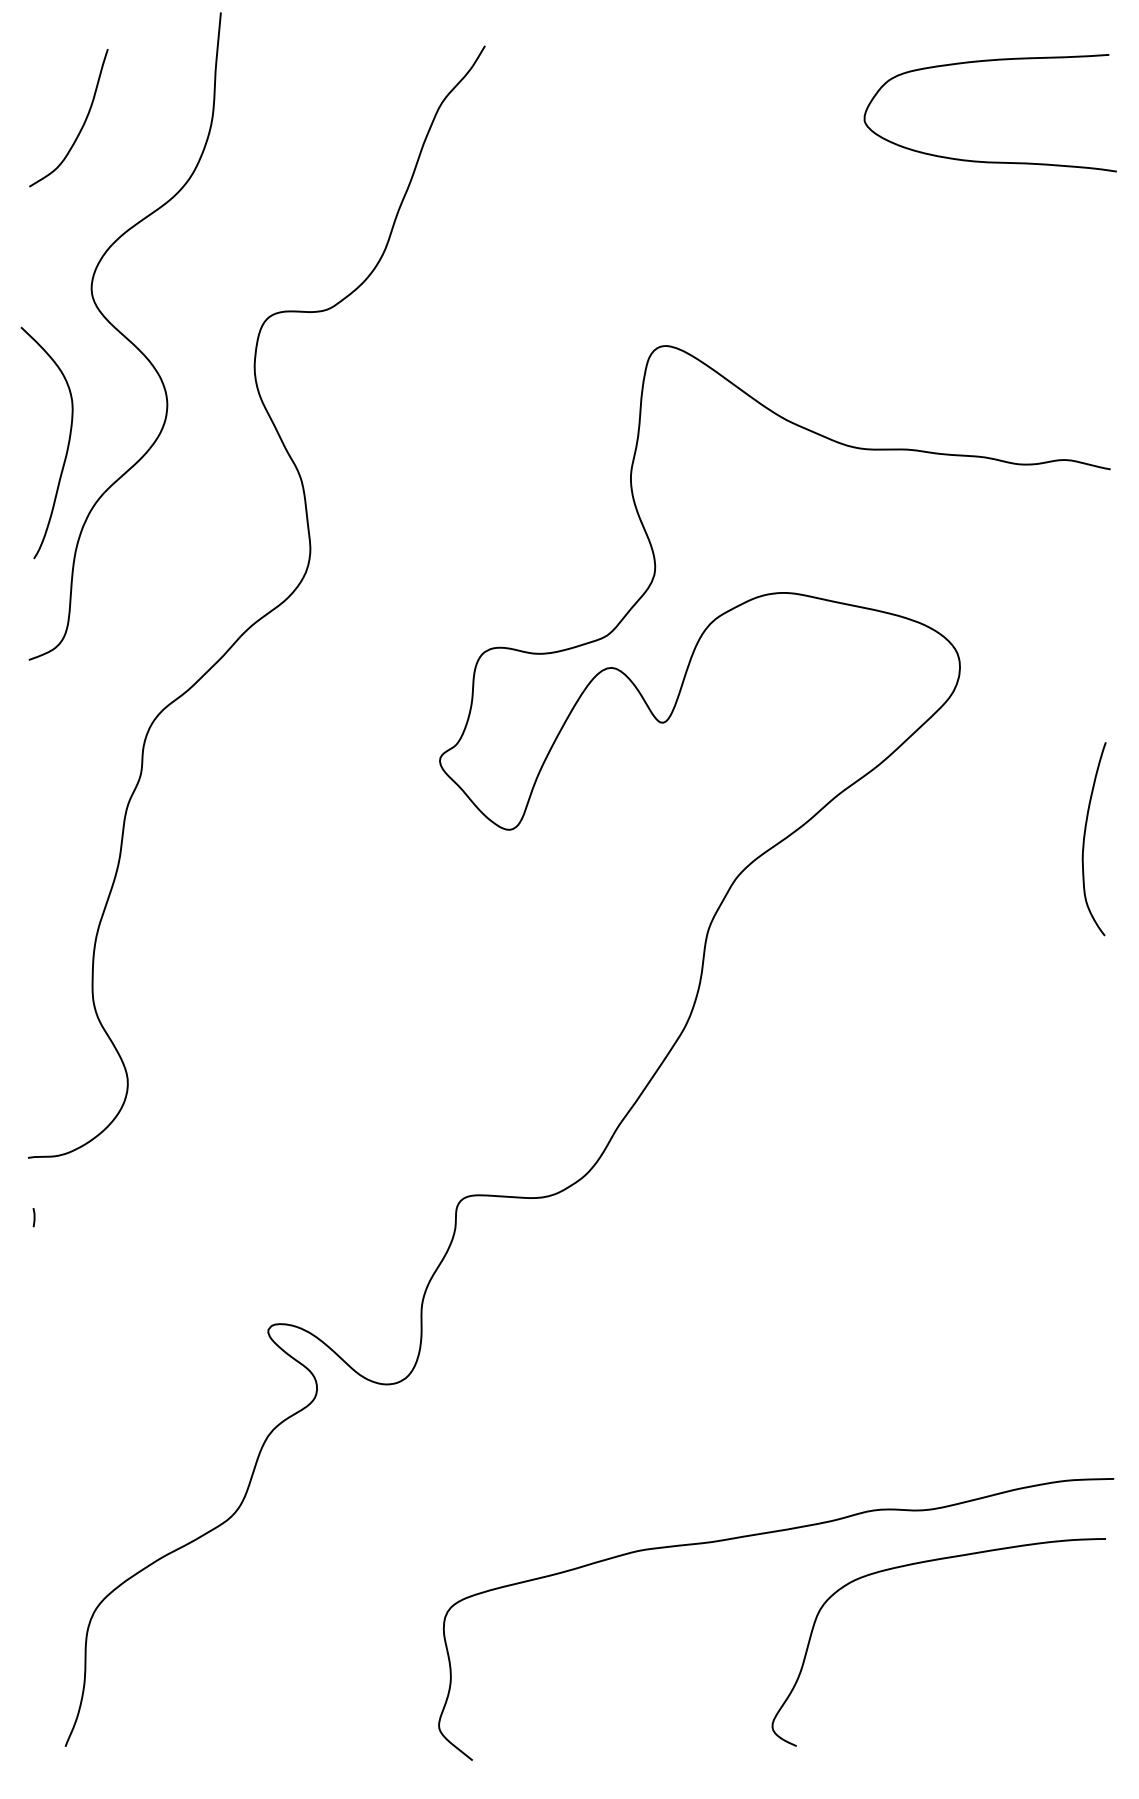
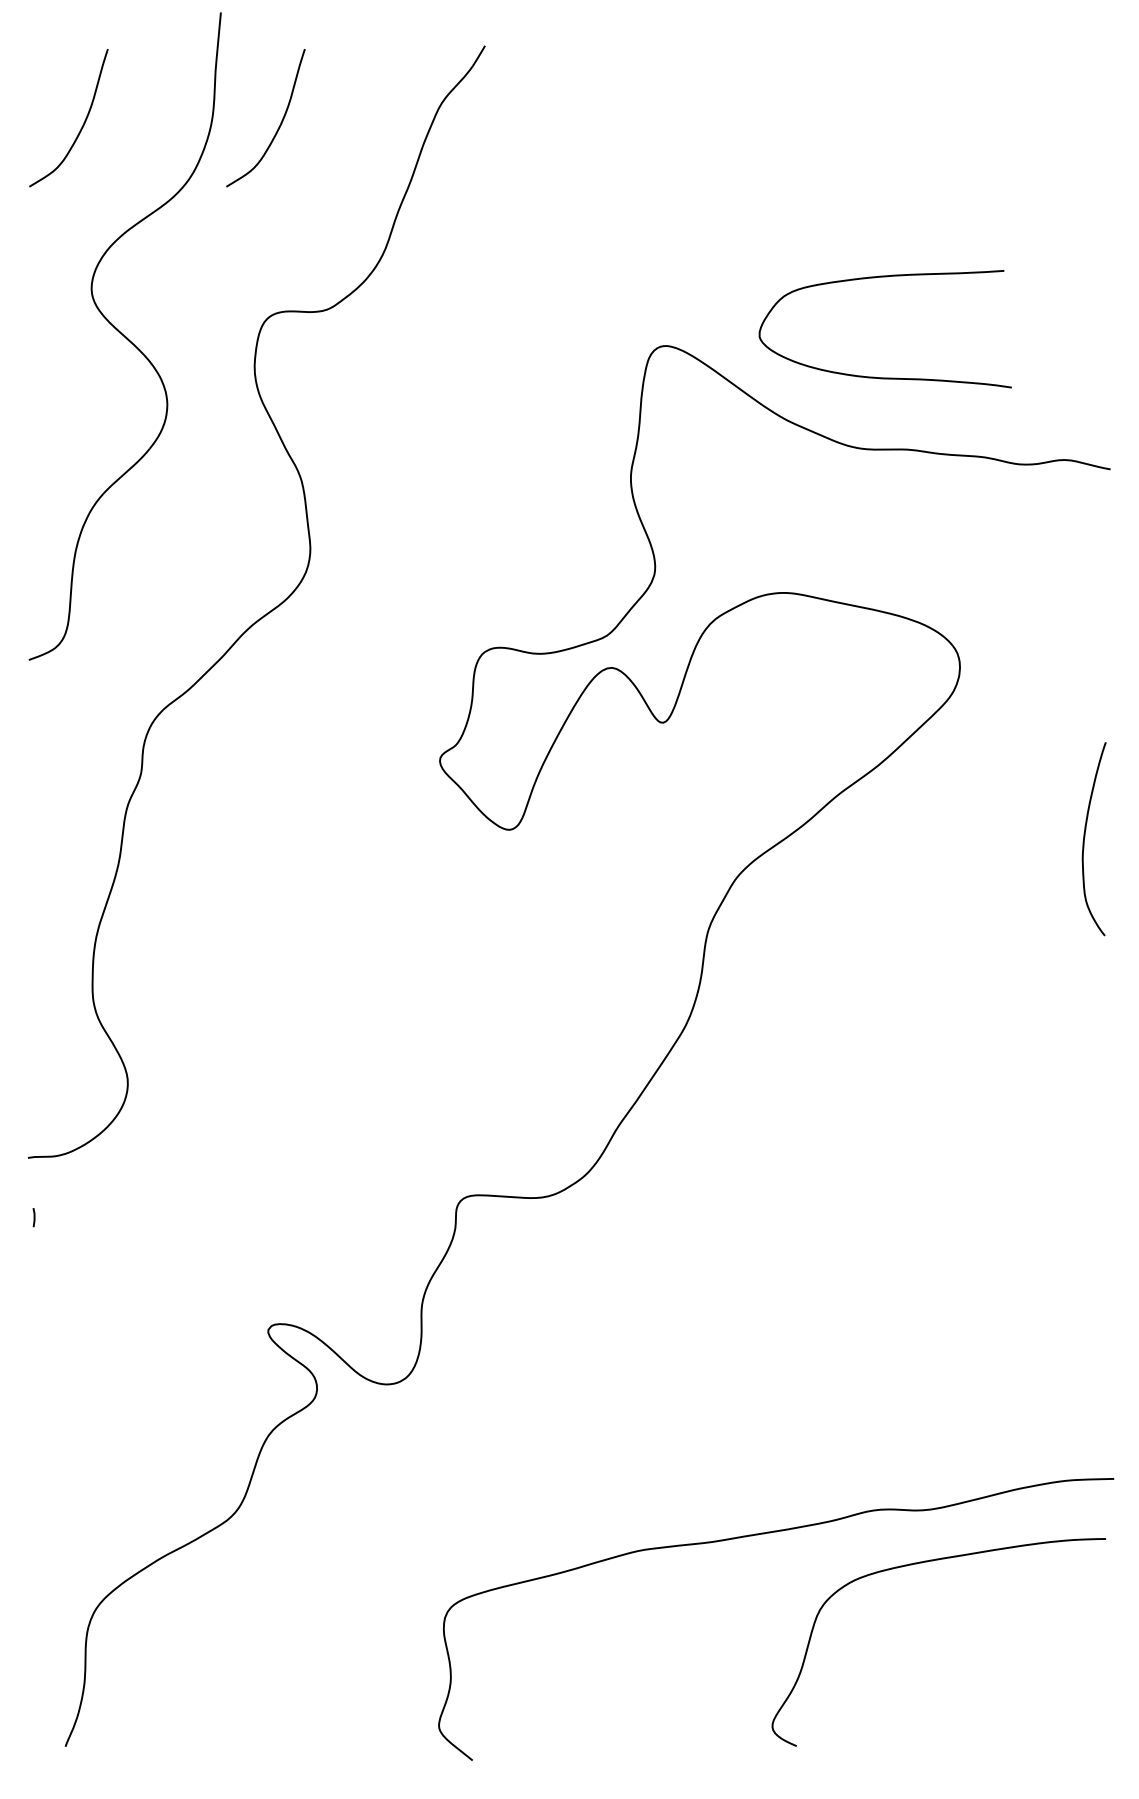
curve: none -> present (279, 124)
curve position: (989, 161) -> (884, 377) (884, 377)
curve: present -> none (67, 444)
